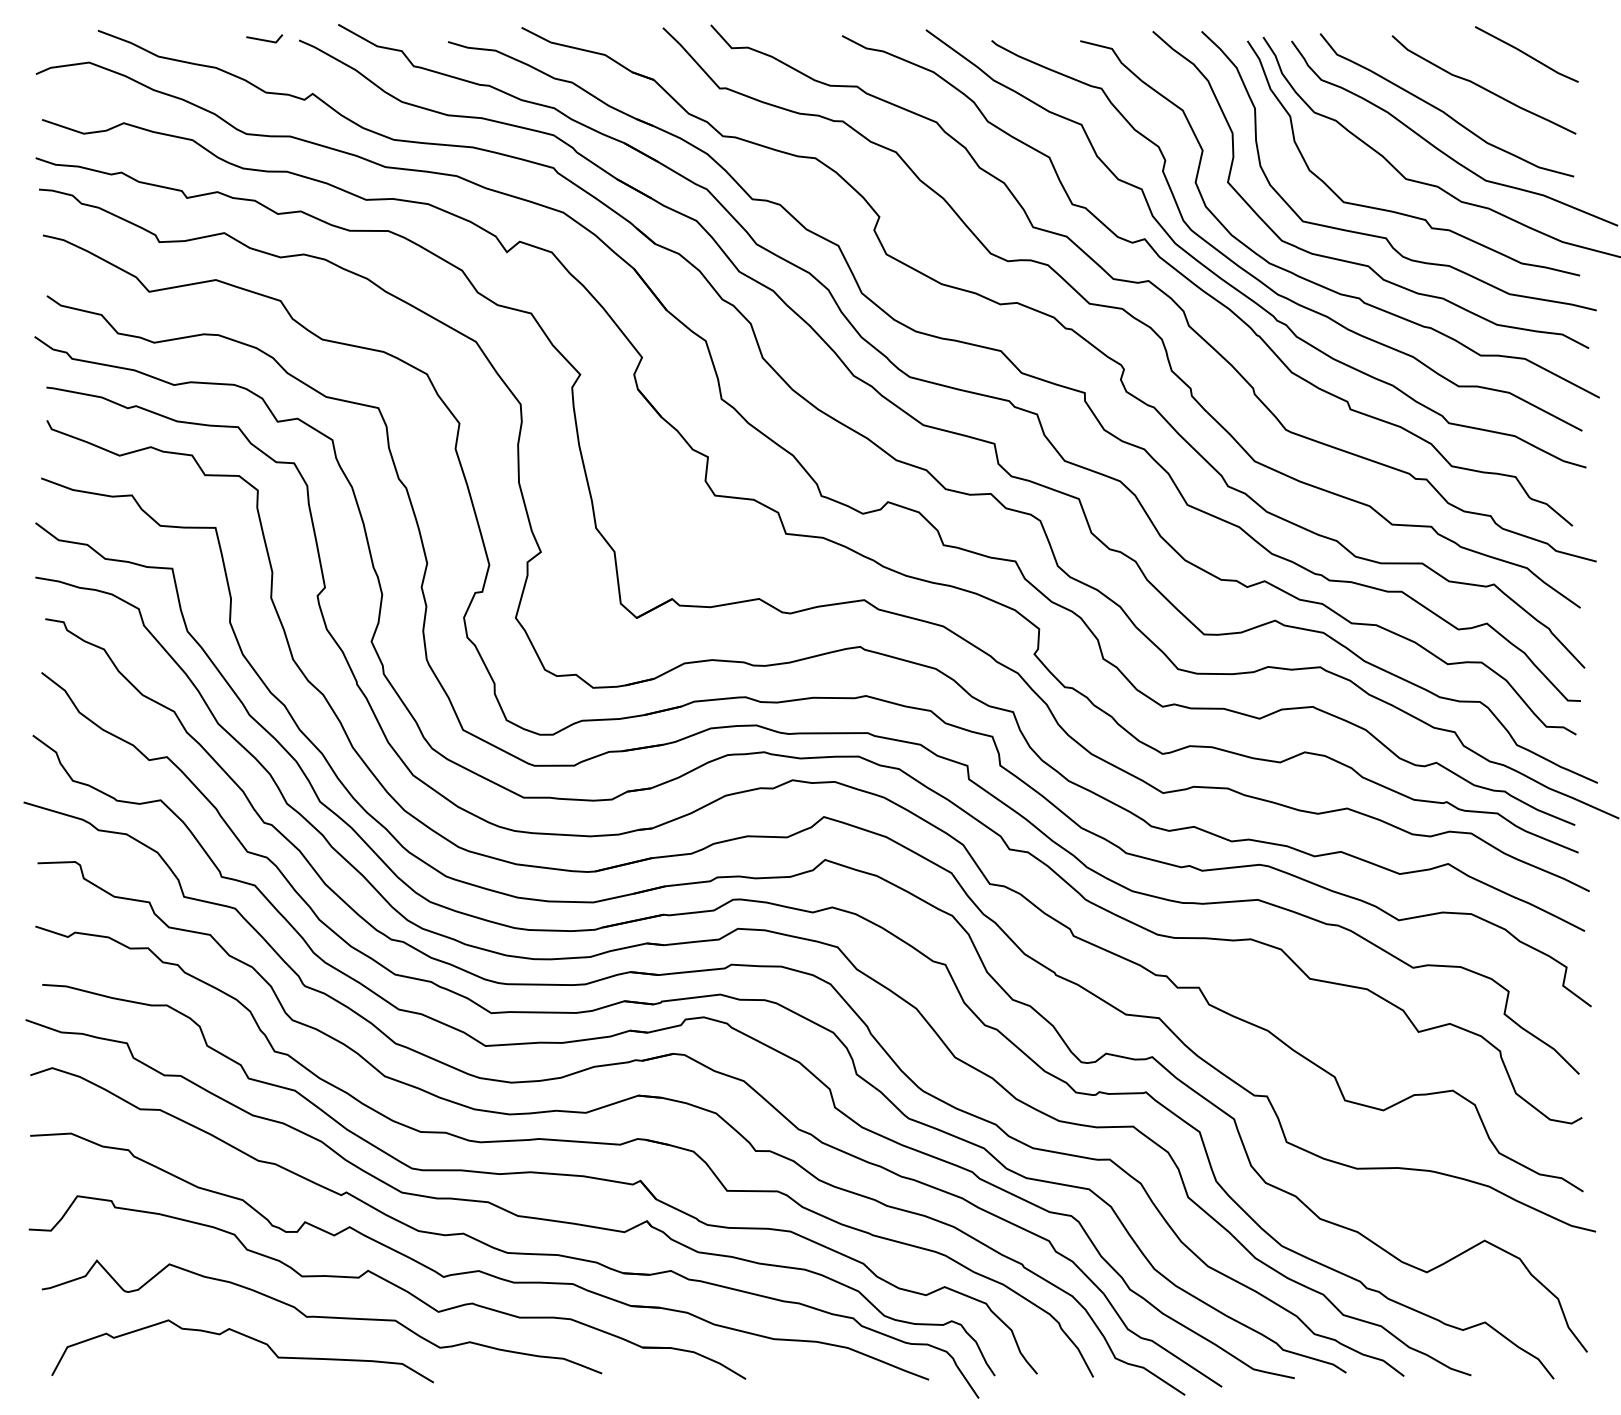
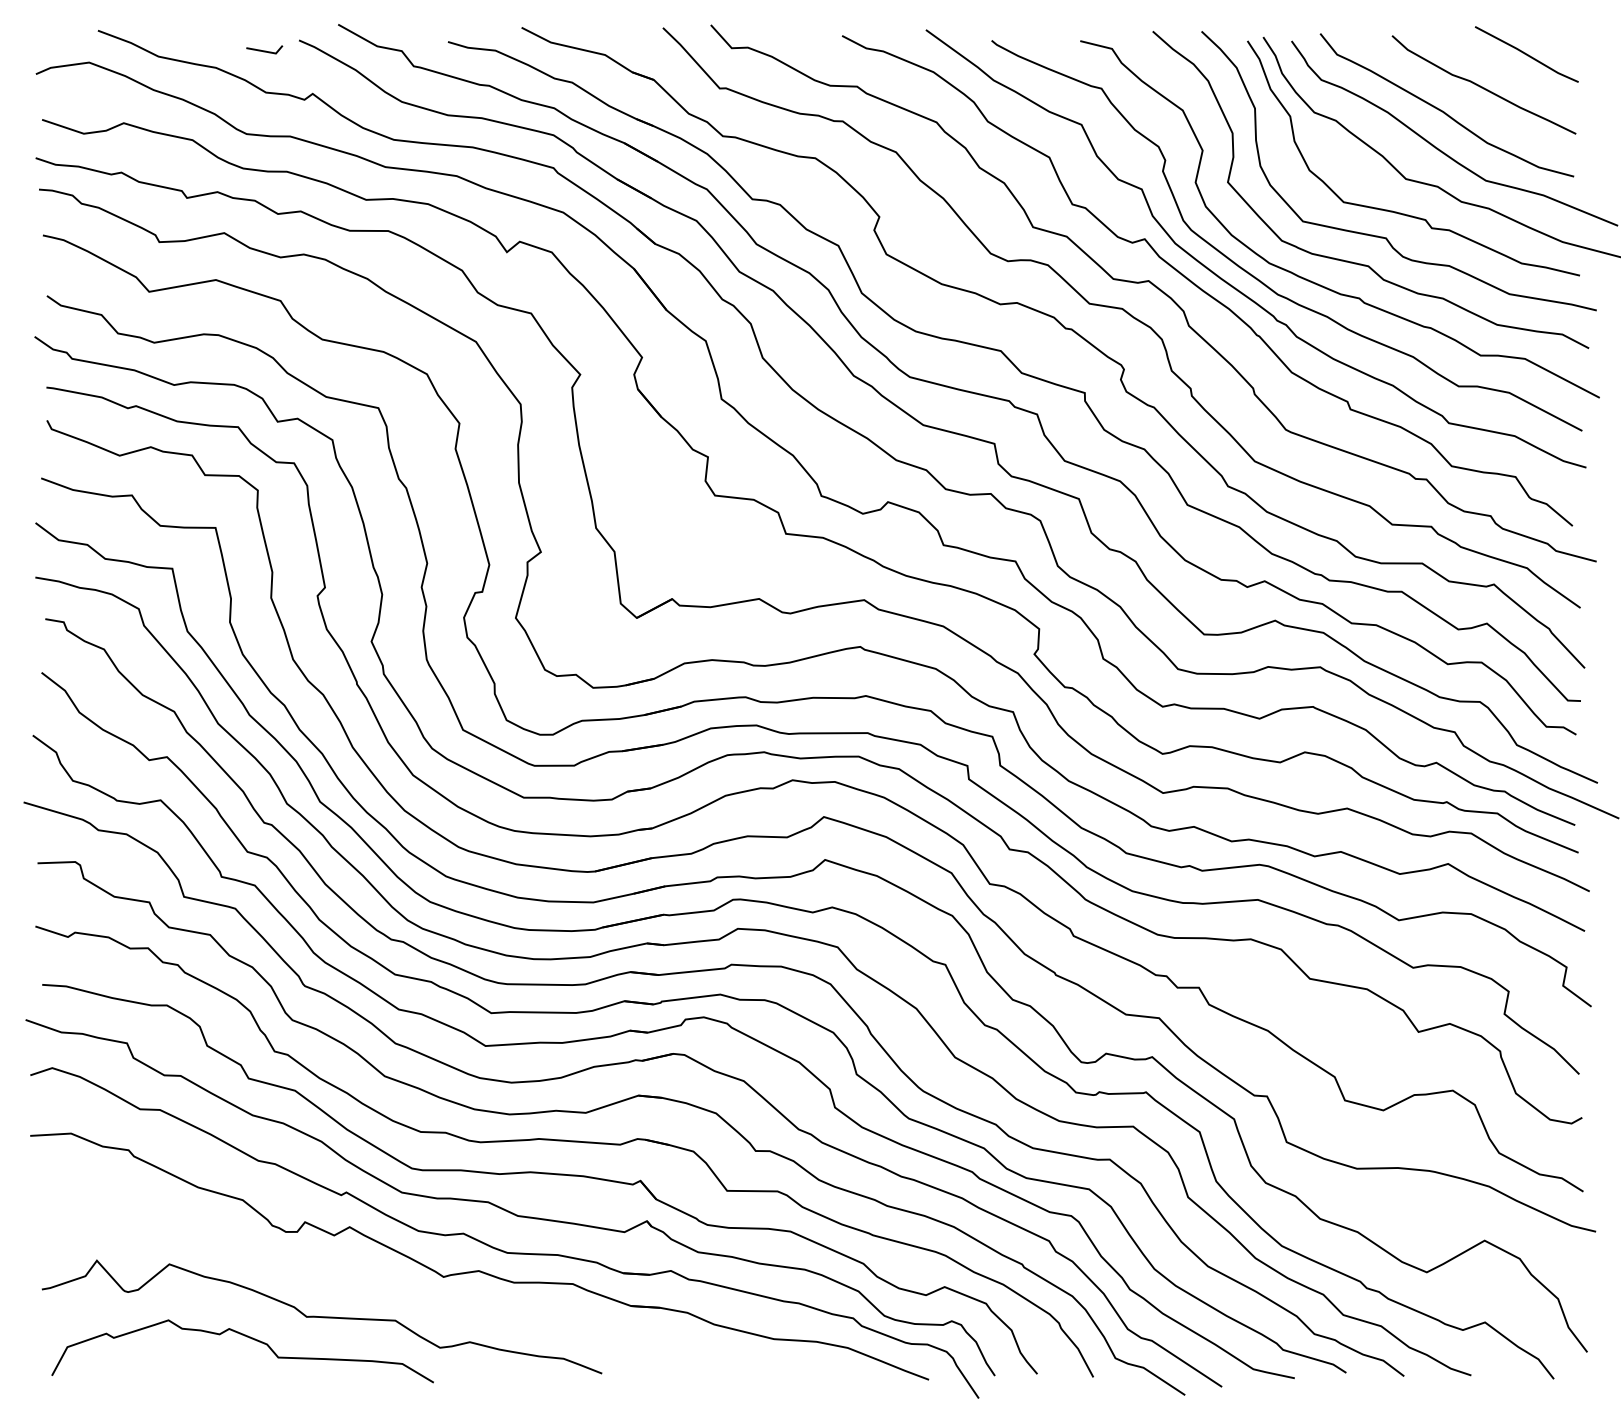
line position: (264, 39) -> (264, 50) (264, 50)
part: present -> none (387, 1287)
